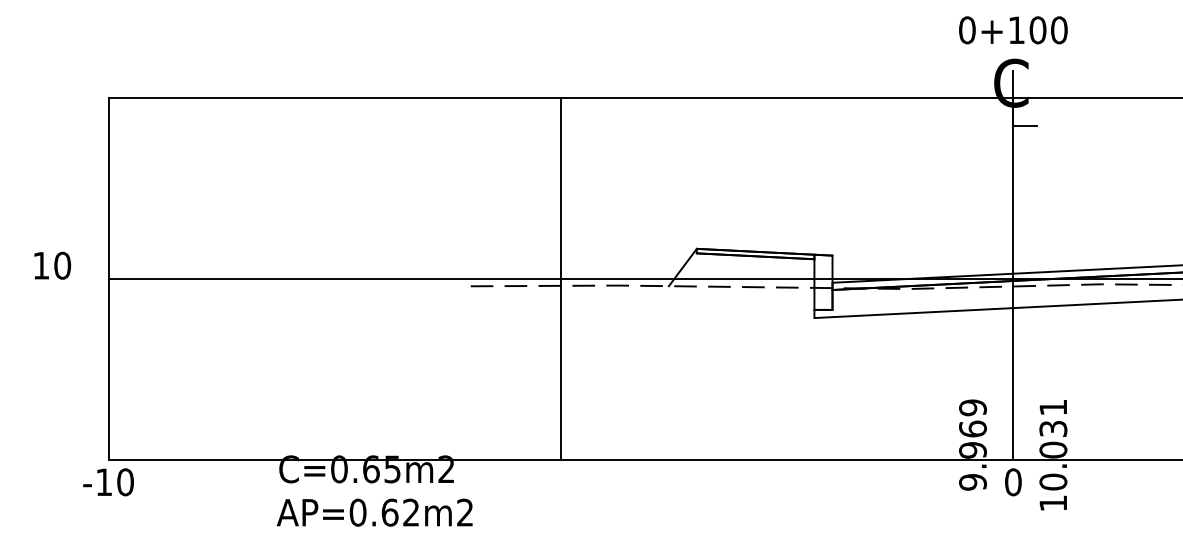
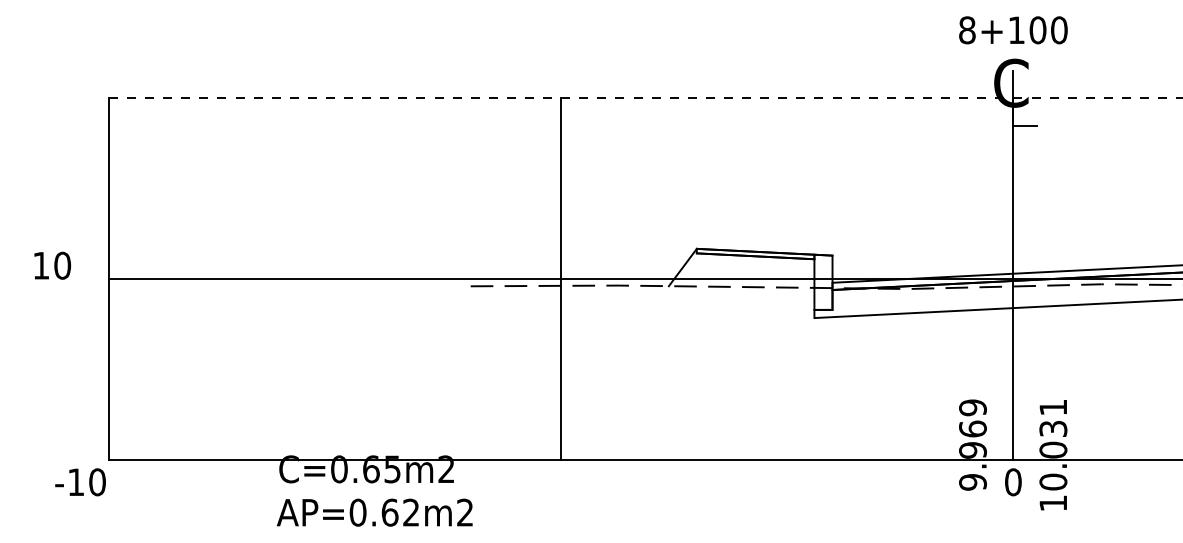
text: 0+100 -> 8+100 (967, 30)
line: solid -> dashed (645, 98)
text position: (108, 482) -> (80, 482) (80, 482)
